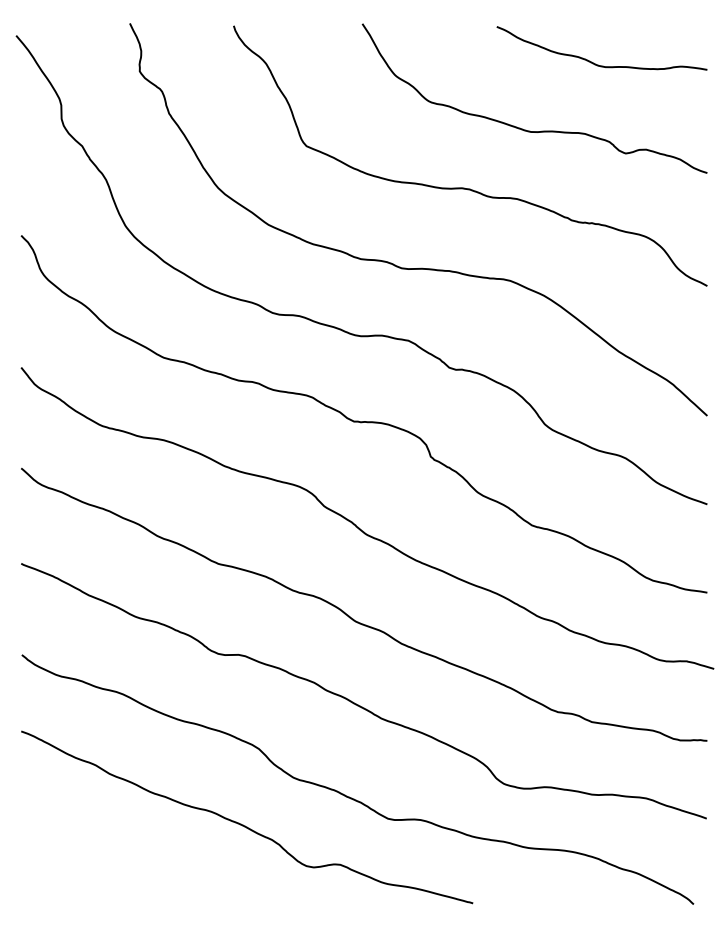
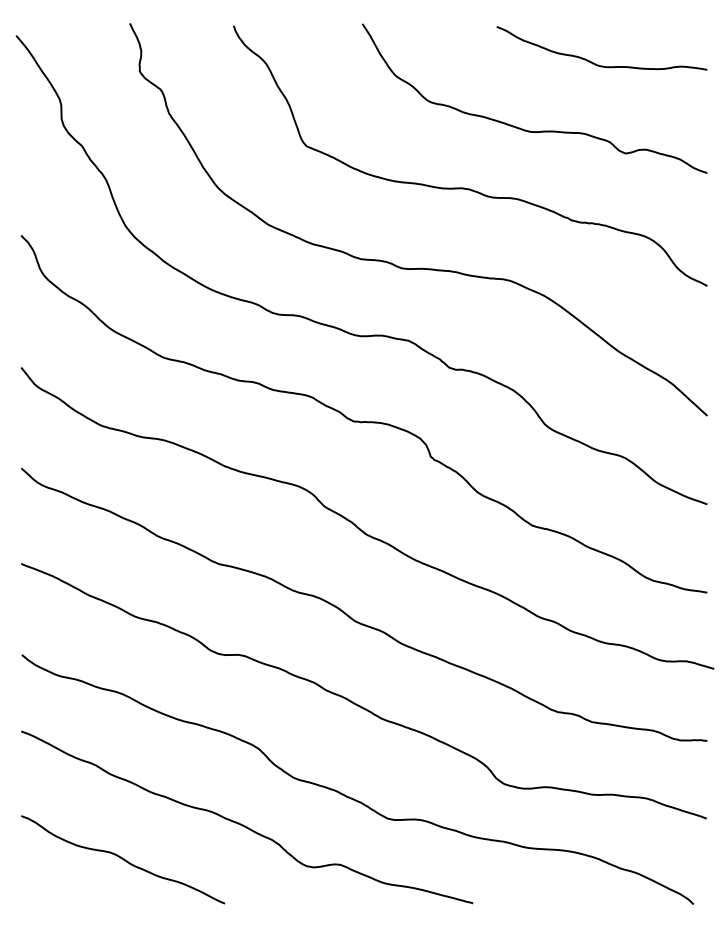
curve: none -> present (123, 859)
